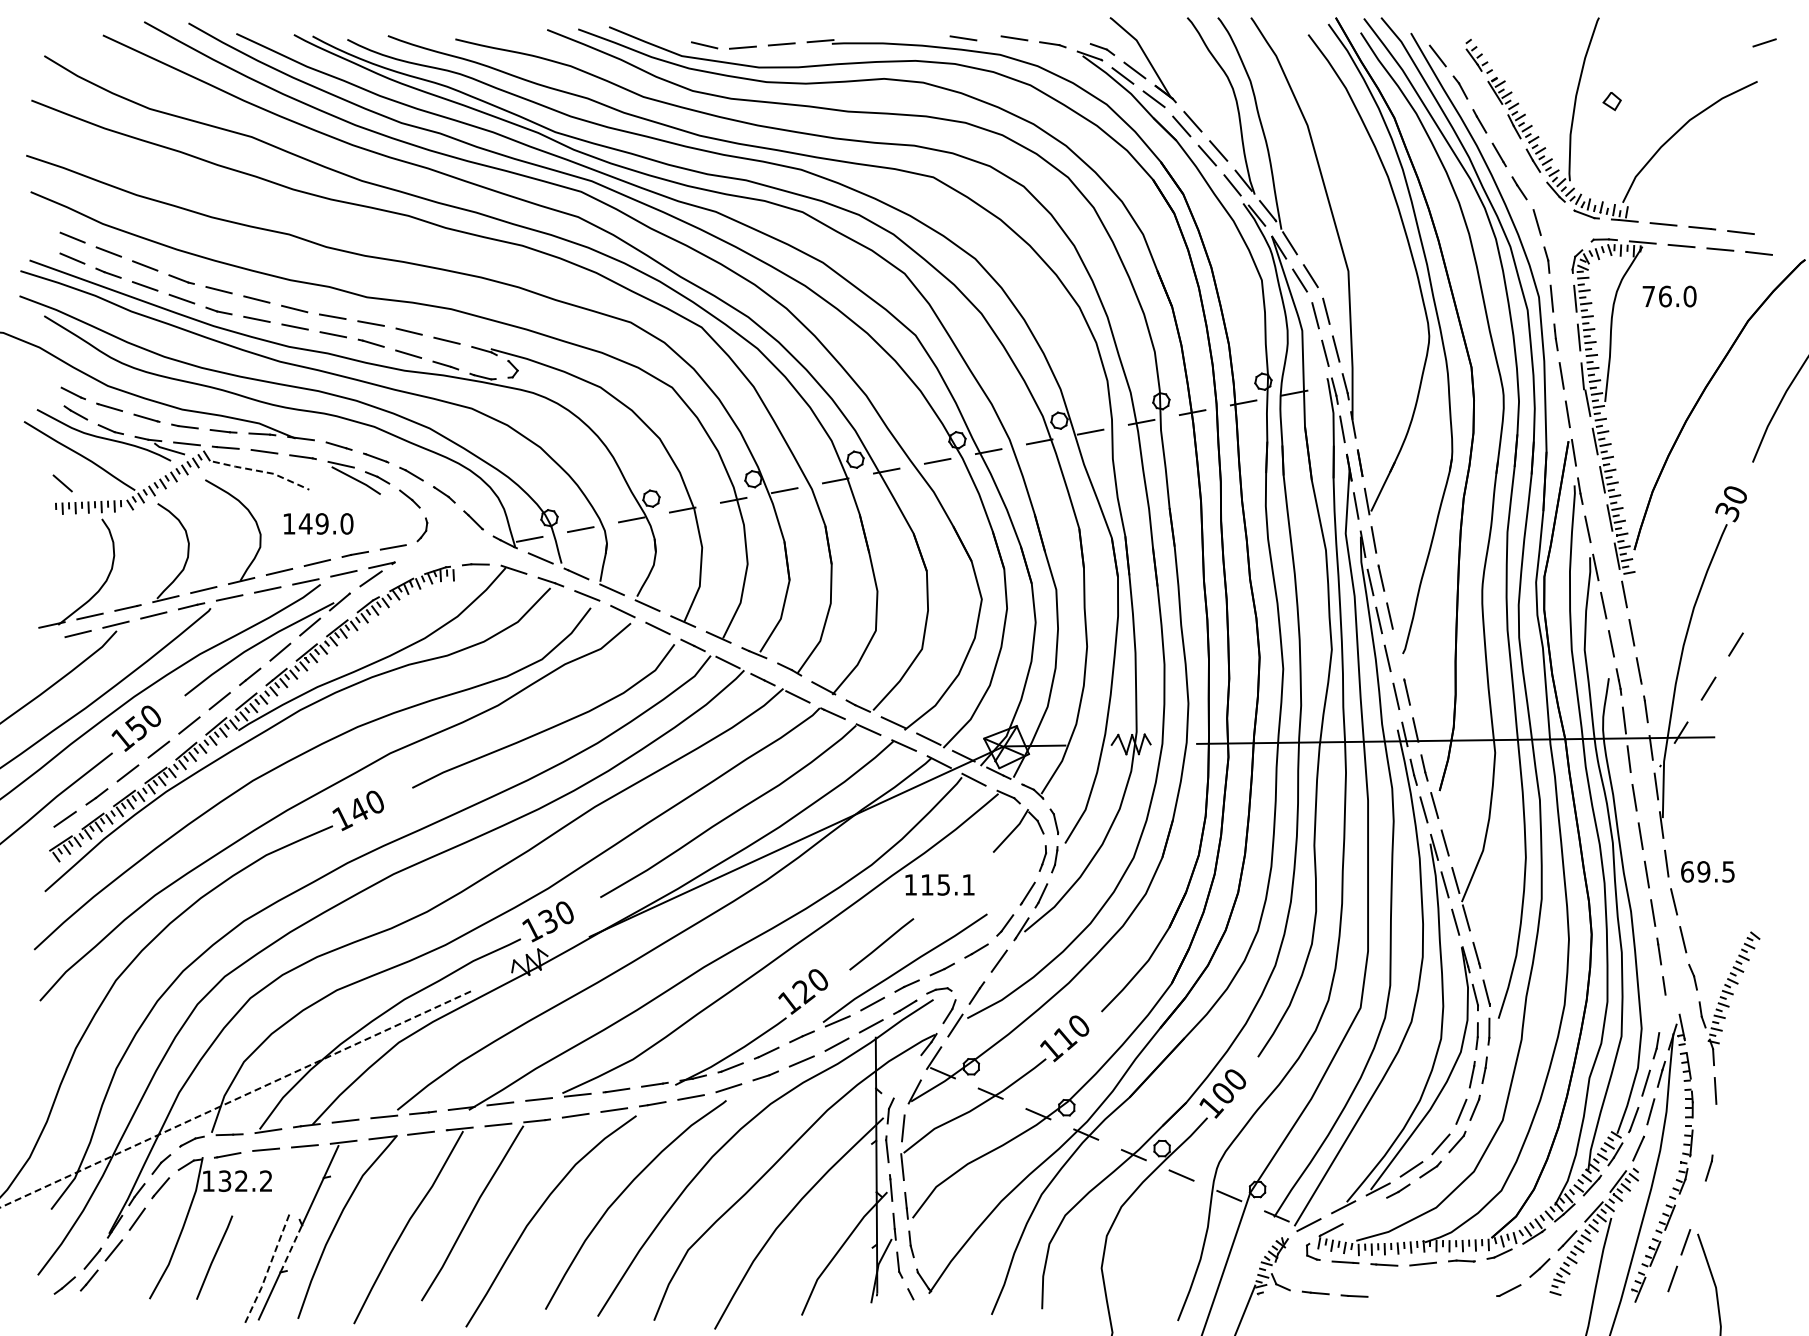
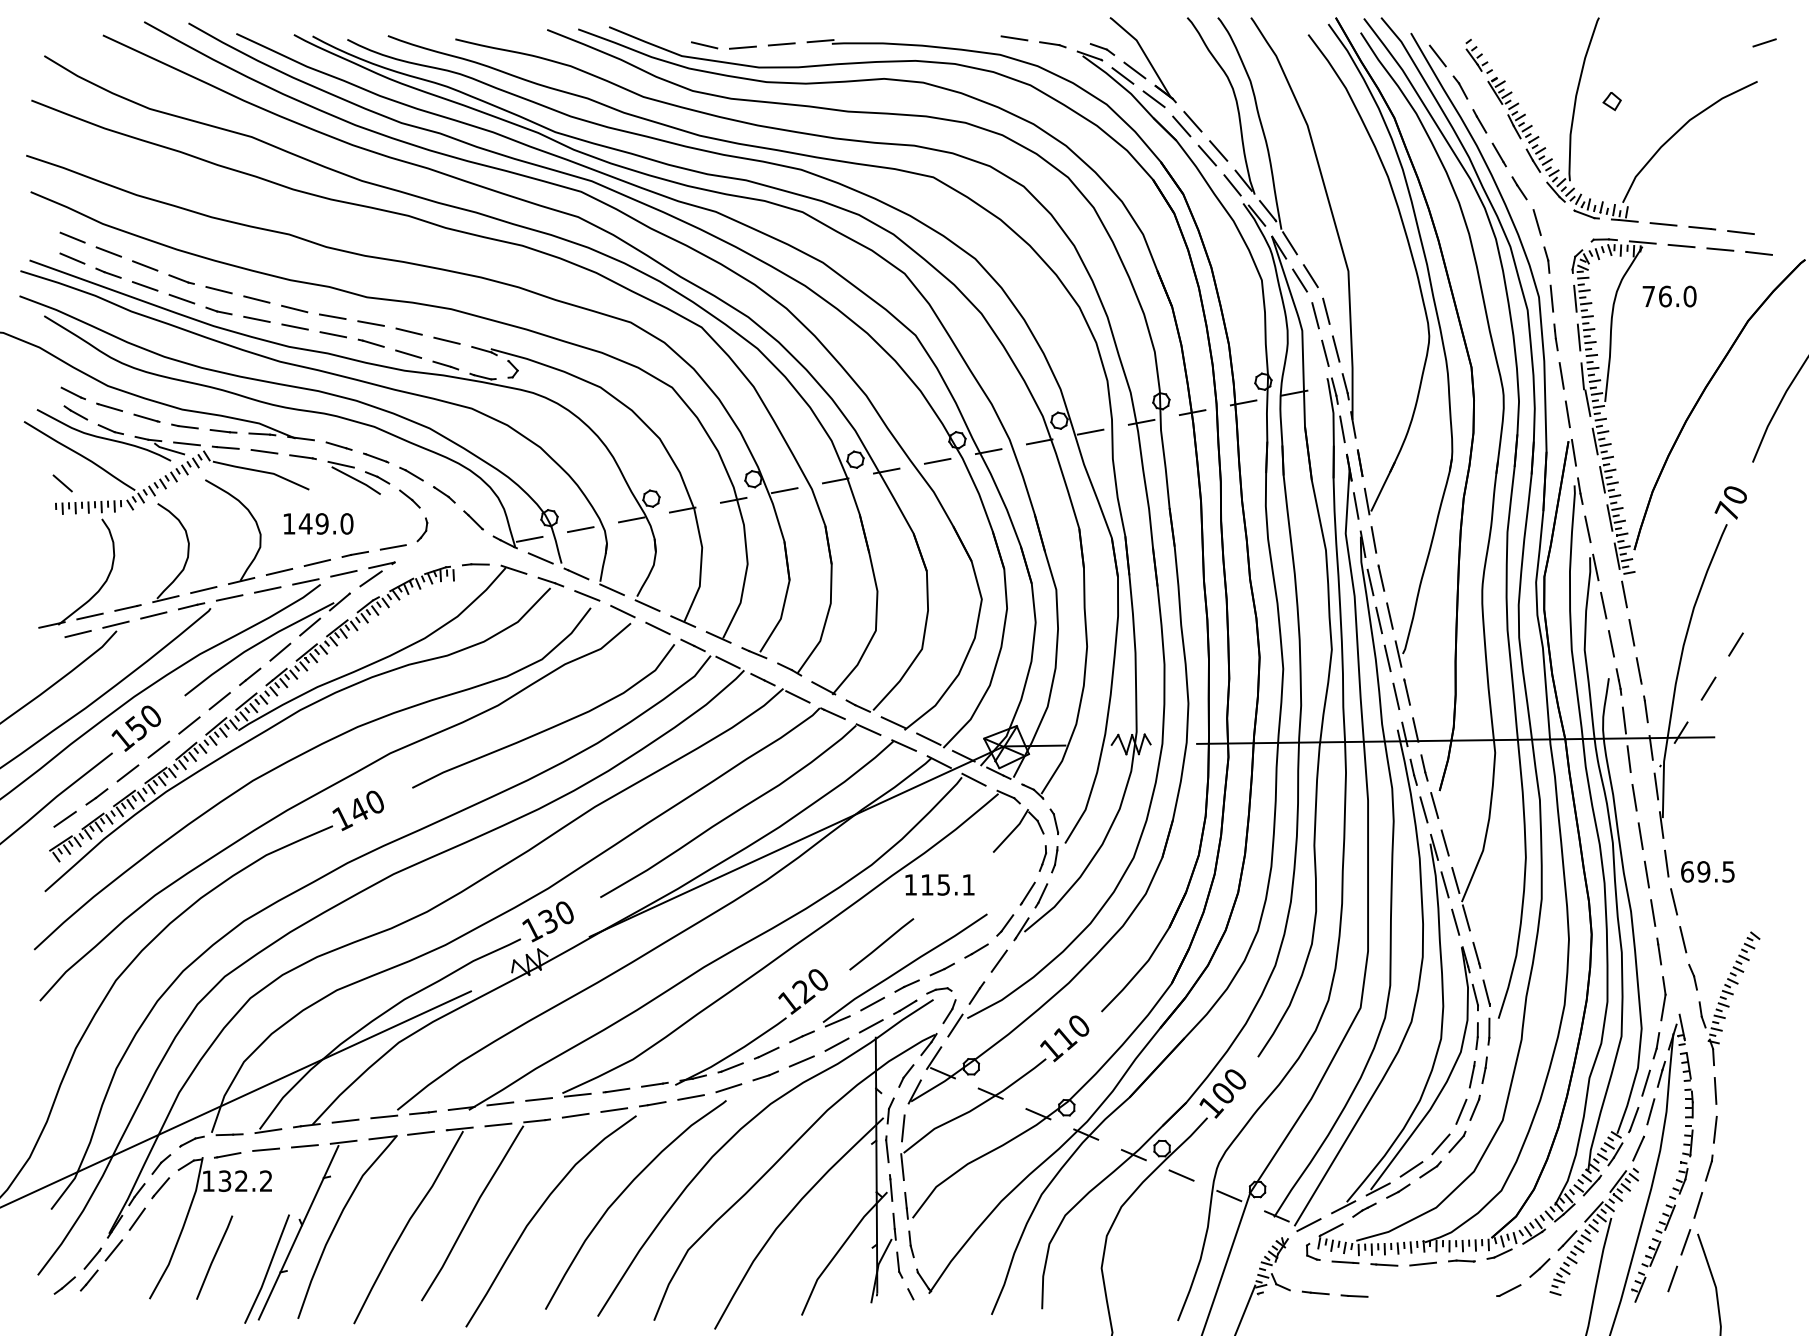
line: present -> none (963, 38)
line: dashed -> solid (262, 471)
text: 30 -> 70 (1726, 511)
line: none -> present (1398, 653)
line: none -> present (1663, 1007)
part: none -> present (906, 1075)
line: dashed -> solid (235, 1099)
line: none -> present (1714, 1129)
line: none -> present (1698, 1205)
line: none -> present (1364, 1209)
line: dashed -> solid (291, 1247)
line: dashed -> solid (268, 1270)
